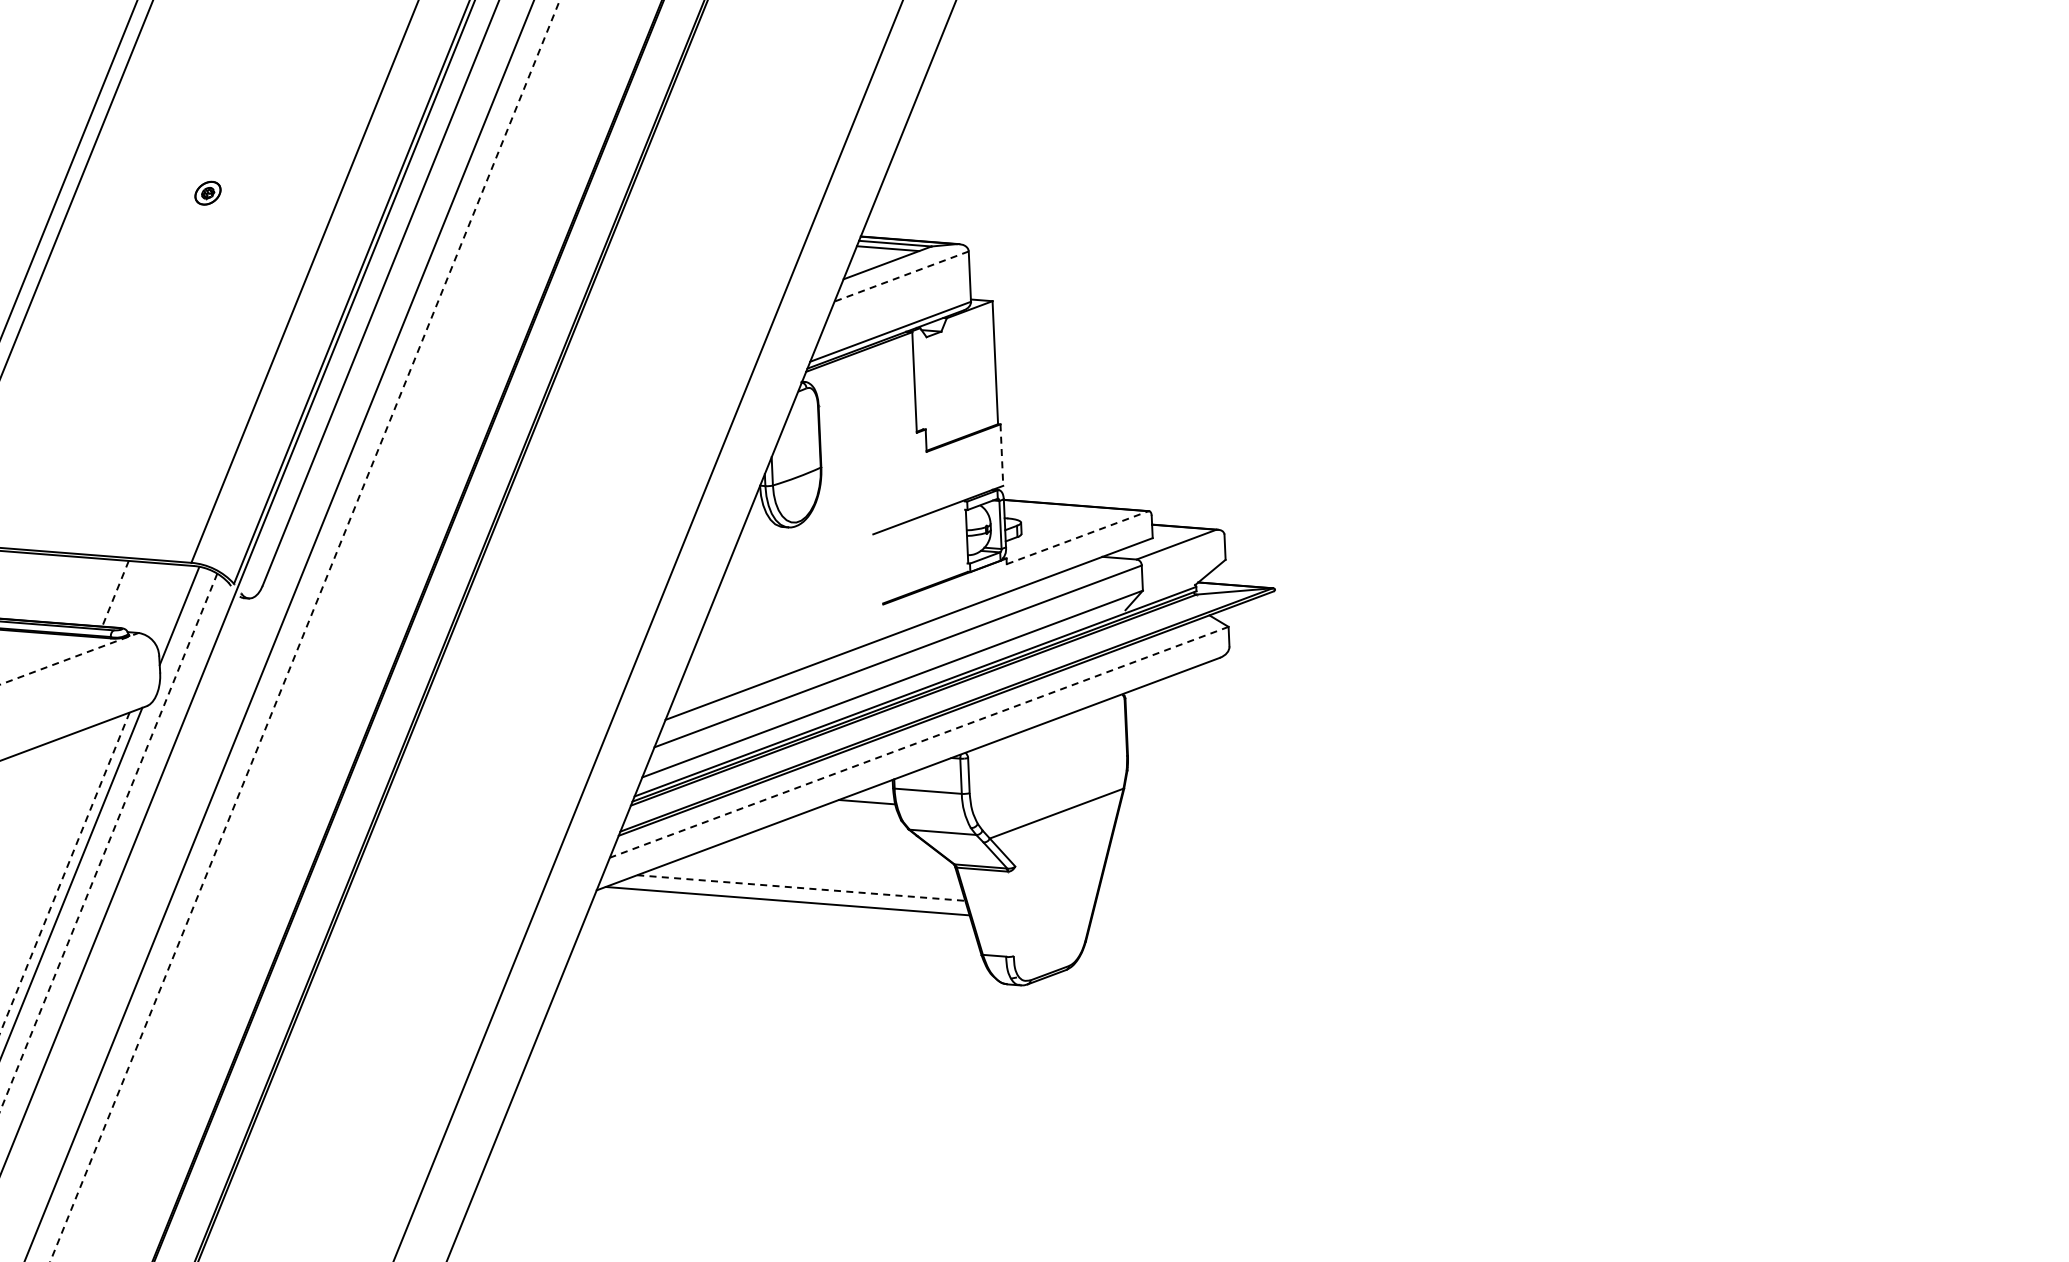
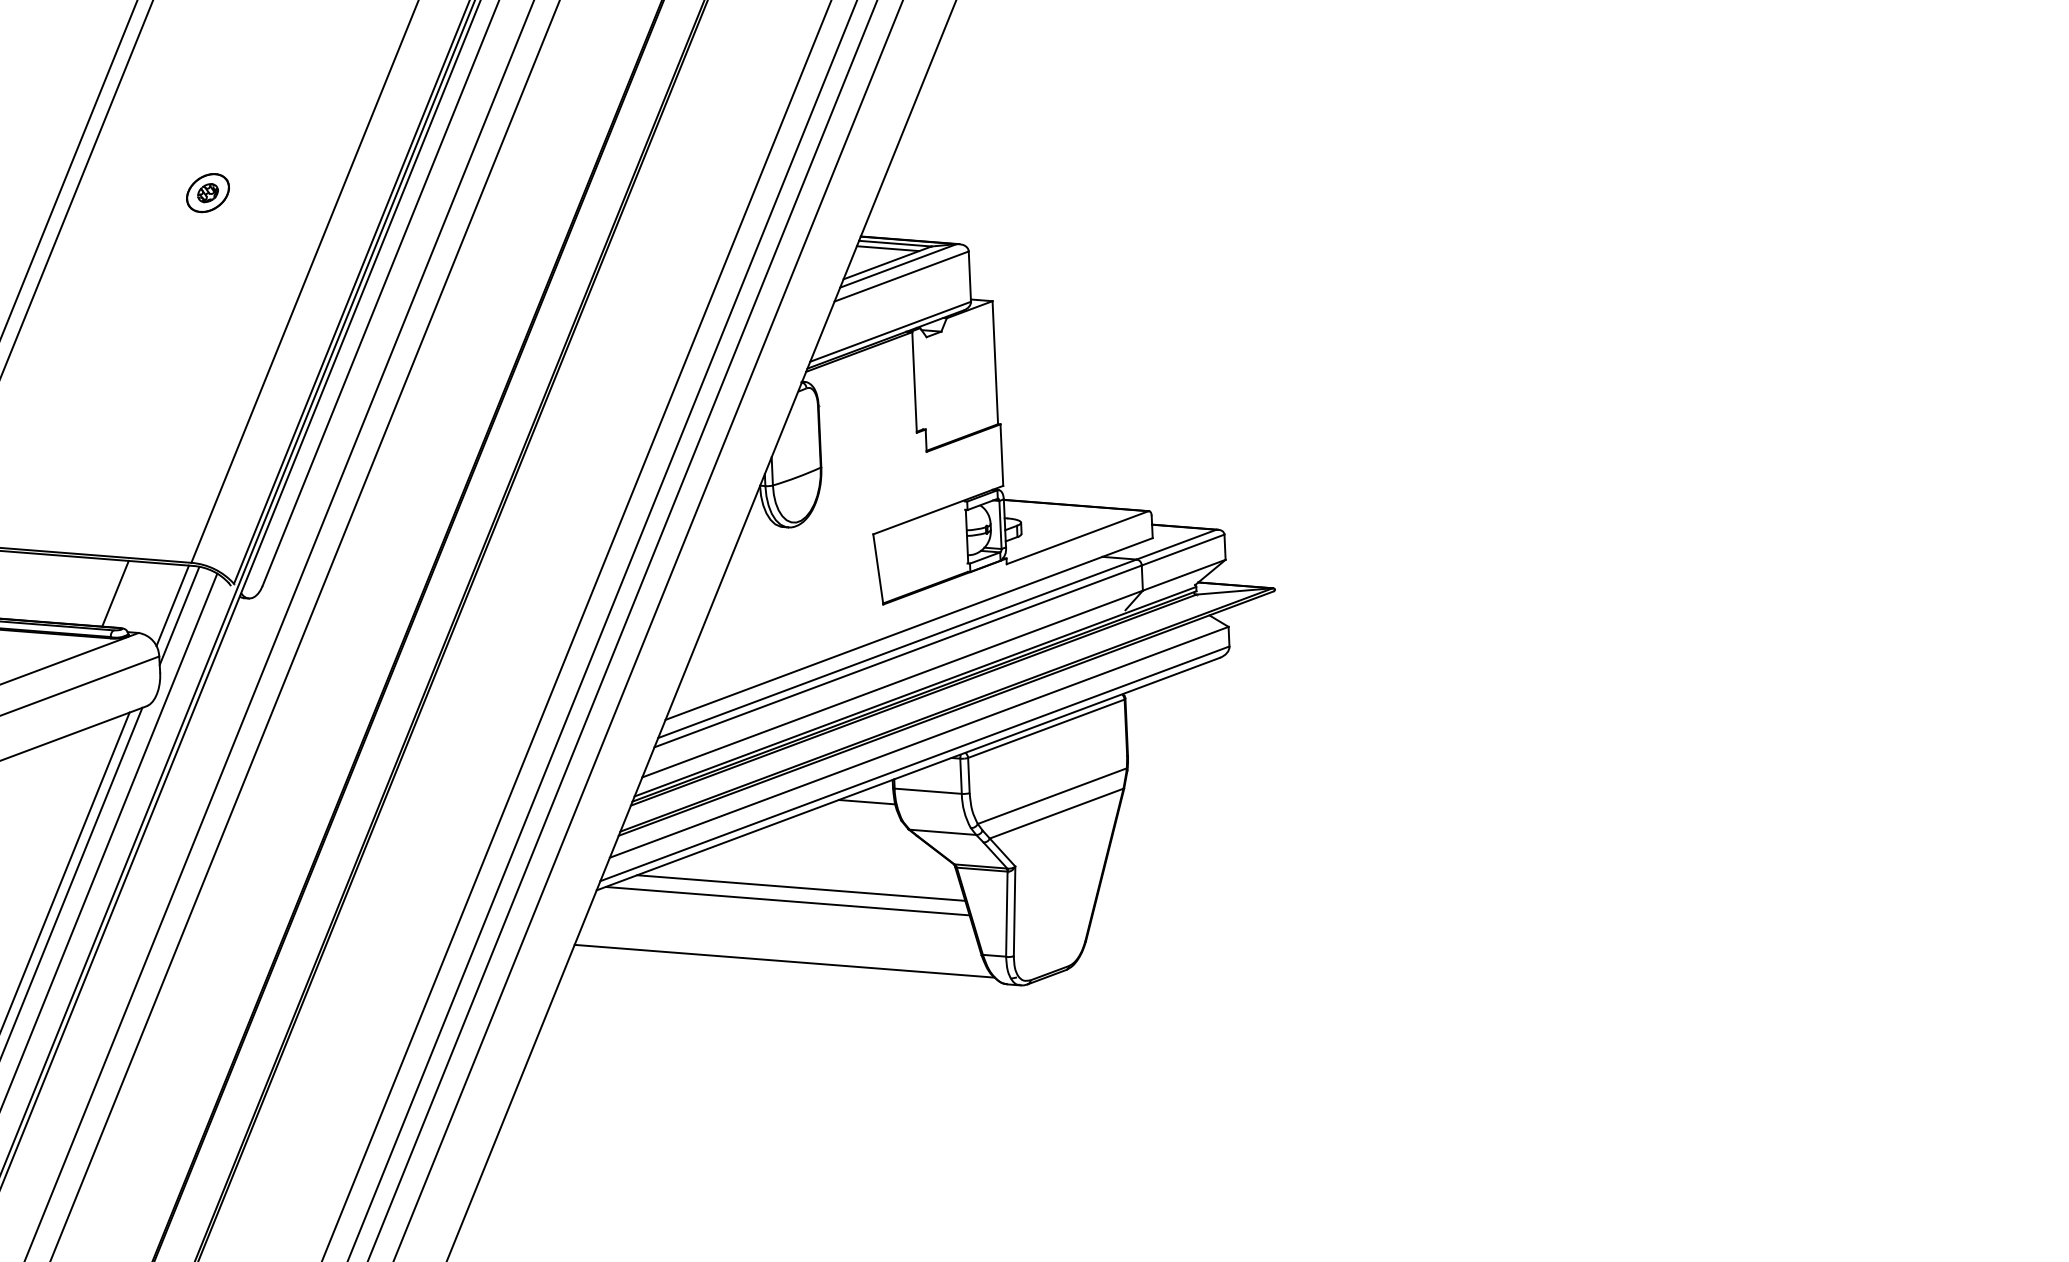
part size: 28x26 px -> 44x41 px (207, 193)
line: none -> present (898, 265)
line: dashed -> solid (901, 276)
line: dashed -> solid (1001, 455)
line: dashed -> solid (1077, 537)
line: none -> present (1182, 549)
line: none -> present (878, 569)
line: none -> present (1183, 574)
line: none -> present (240, 593)
line: dashed -> solid (115, 594)
line: none -> present (172, 605)
line: none -> present (576, 630)
line: none -> present (602, 630)
line: none -> present (622, 630)
line: dashed -> solid (305, 631)
line: none -> present (897, 648)
line: dashed -> solid (69, 658)
line: none -> present (80, 685)
line: none -> present (1046, 728)
line: dashed -> solid (918, 742)
line: none -> present (914, 763)
line: none -> present (1051, 795)
line: dashed -> solid (108, 842)
line: dashed -> solid (64, 872)
line: dashed -> solid (801, 888)
line: none -> present (1014, 910)
line: none -> present (1006, 913)
line: none -> present (784, 960)
